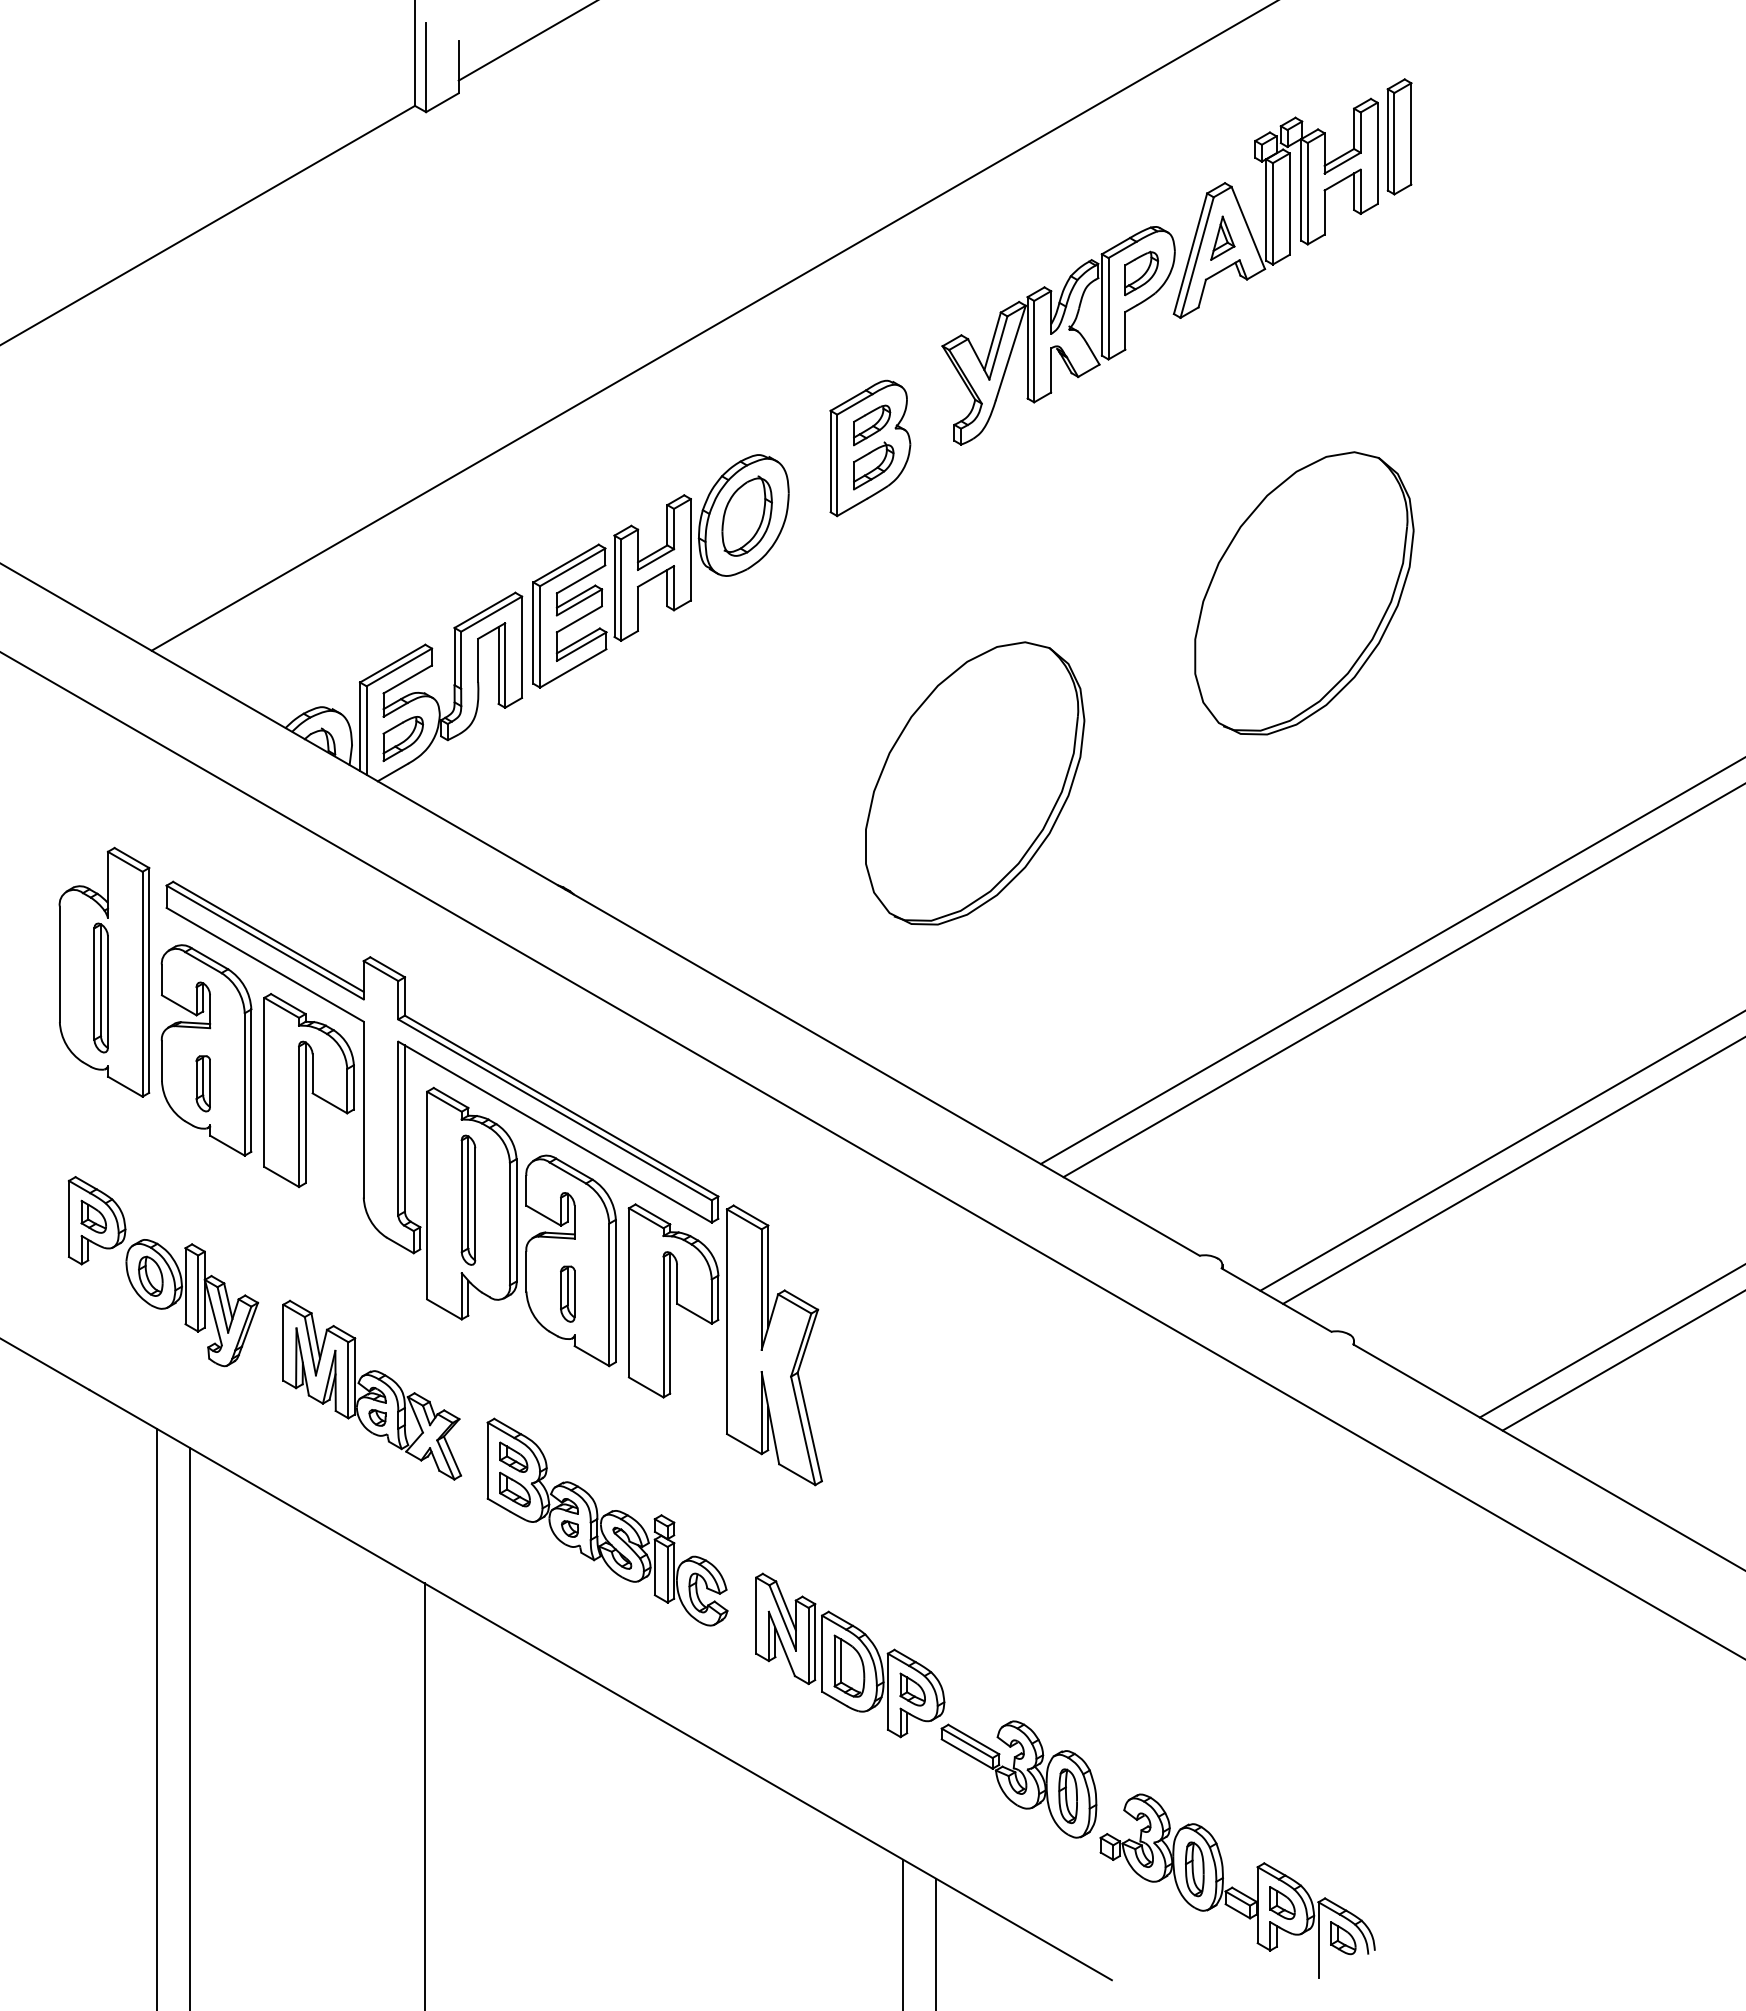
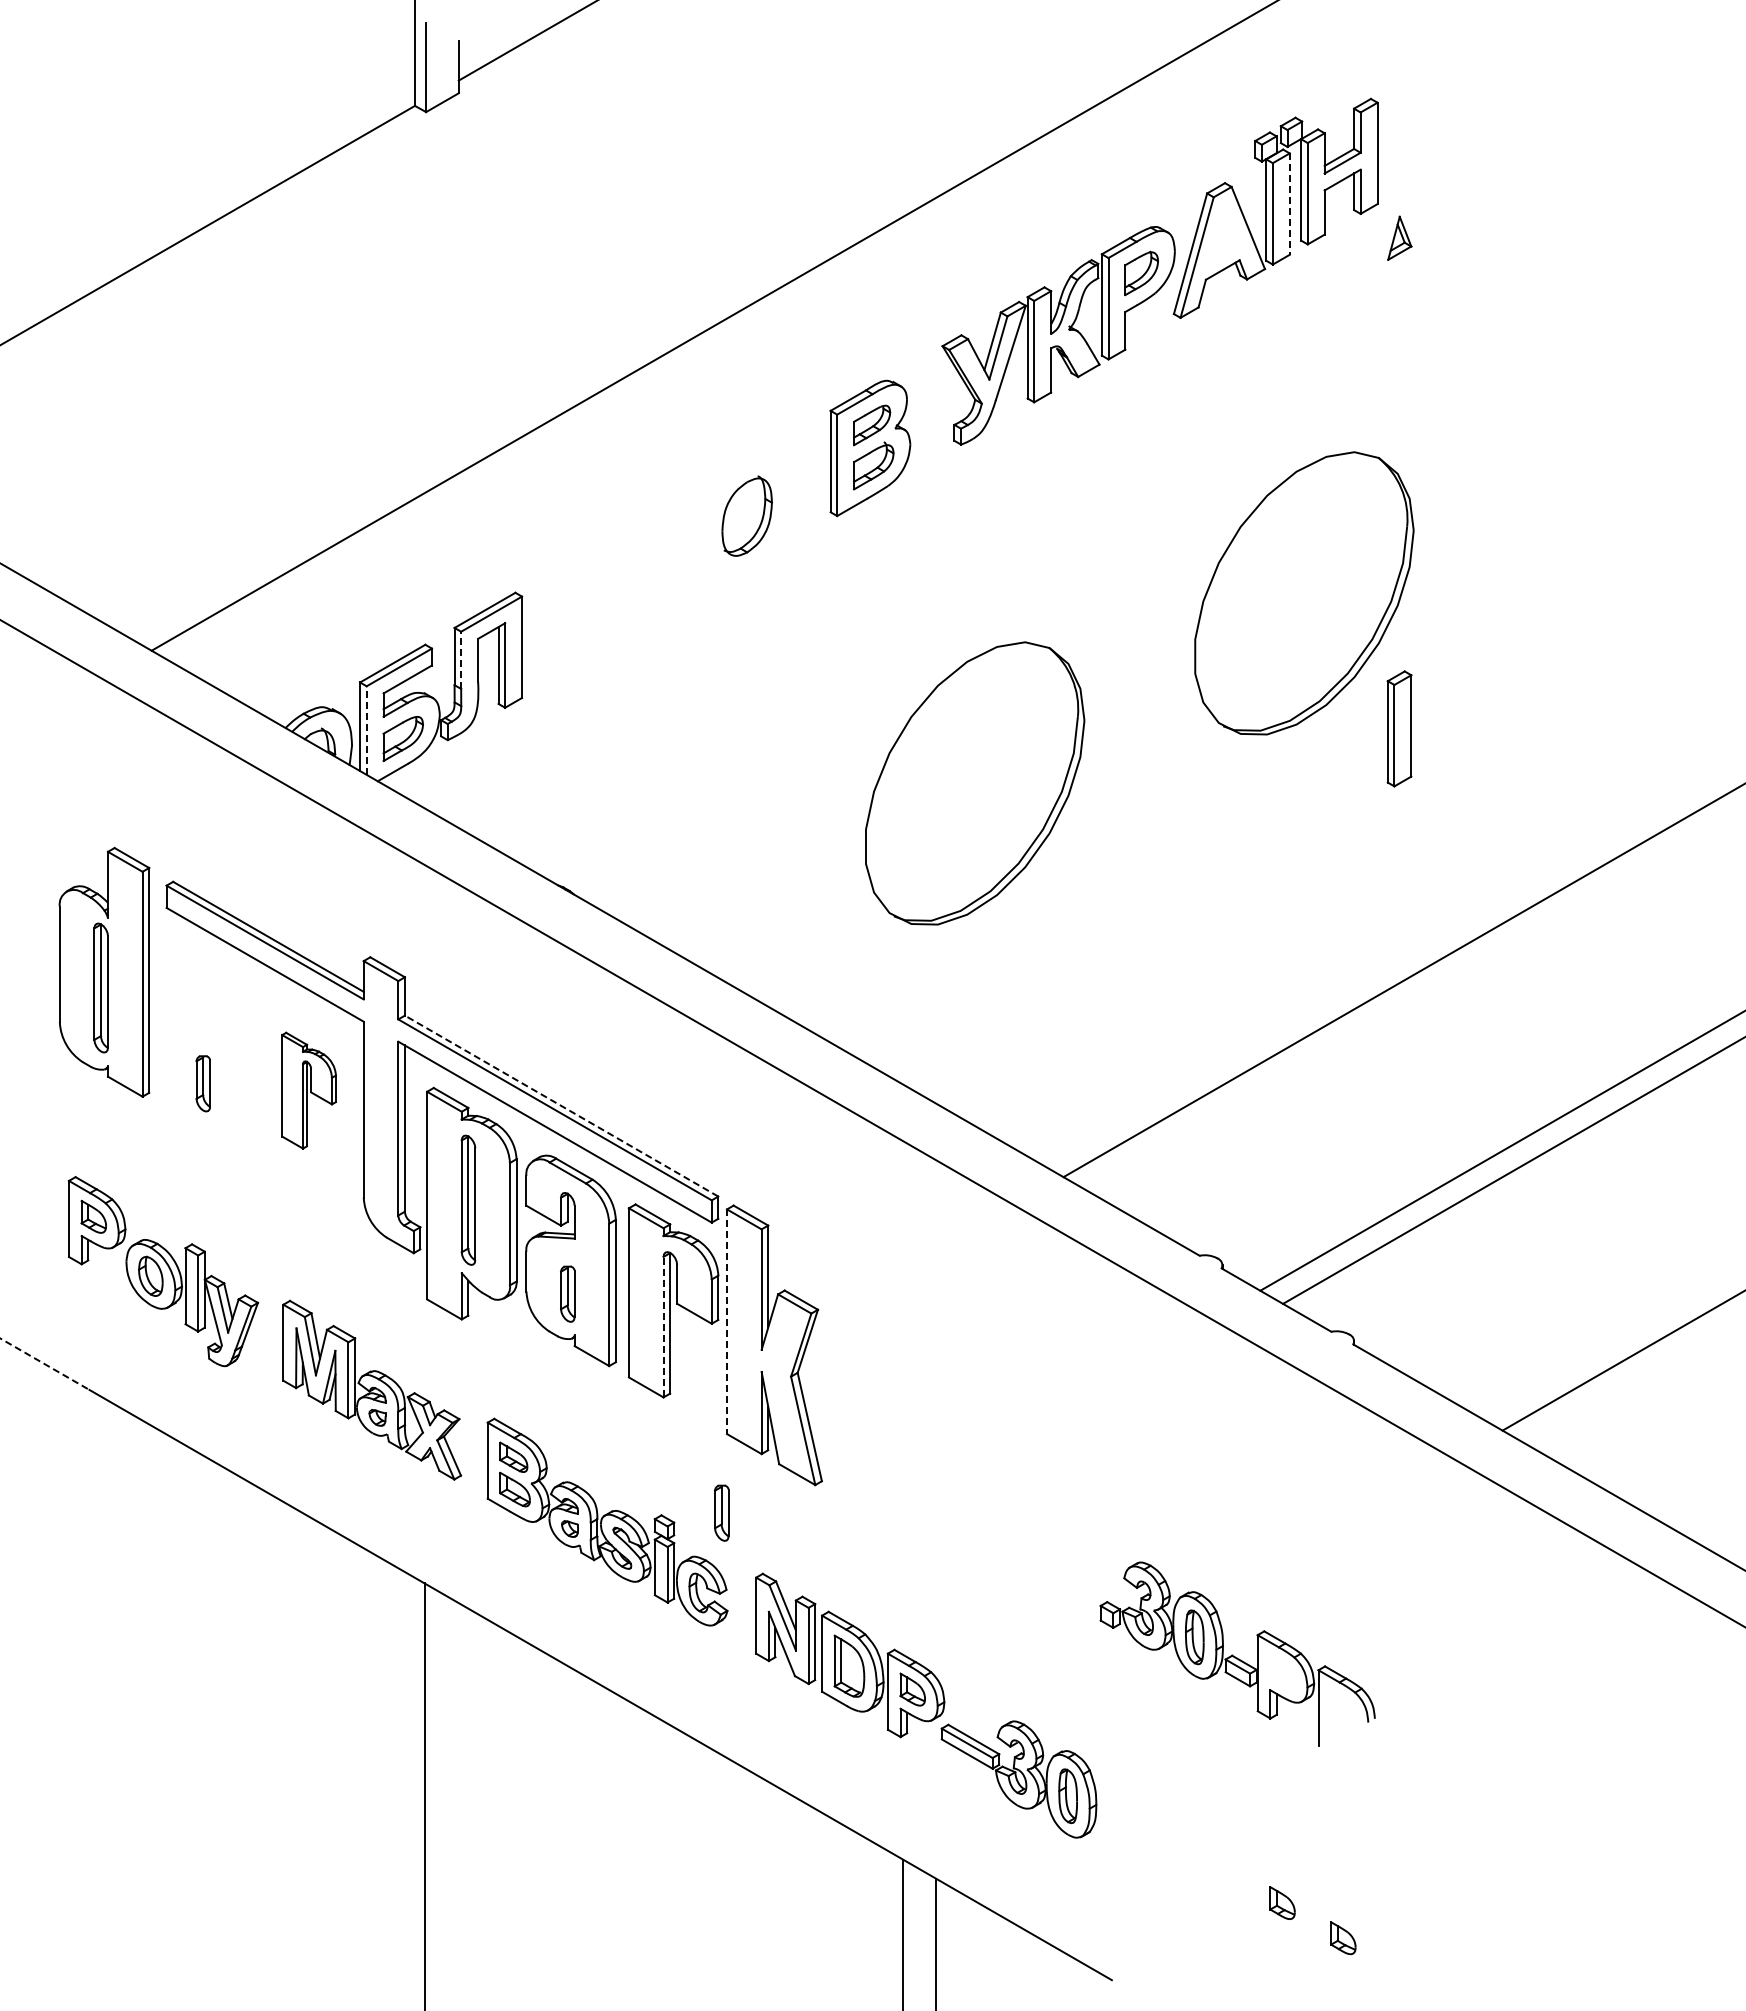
part position: (1399, 136) -> (1399, 728) (1399, 728)
line: solid -> dashed (1289, 204)
part position: (1222, 237) -> (1399, 237) (1399, 237)
part: present -> none (660, 571)
line: solid -> dashed (461, 660)
line: solid -> dashed (366, 730)
line: present -> none (1391, 961)
part: present -> none (206, 1050)
part size: 92x196 px -> 56x119 px (308, 1090)
line: solid -> dashed (561, 1106)
line position: (872, 1155) -> (872, 1123) (872, 1123)
line: solid -> dashed (727, 1322)
line: solid -> dashed (663, 1326)
line: present -> none (1610, 1341)
line: solid -> dashed (45, 1364)
part: none -> present (721, 1512)
line: present -> none (157, 1717)
line: present -> none (189, 1727)
part position: (1237, 1885) -> (1237, 1653) (1237, 1653)
